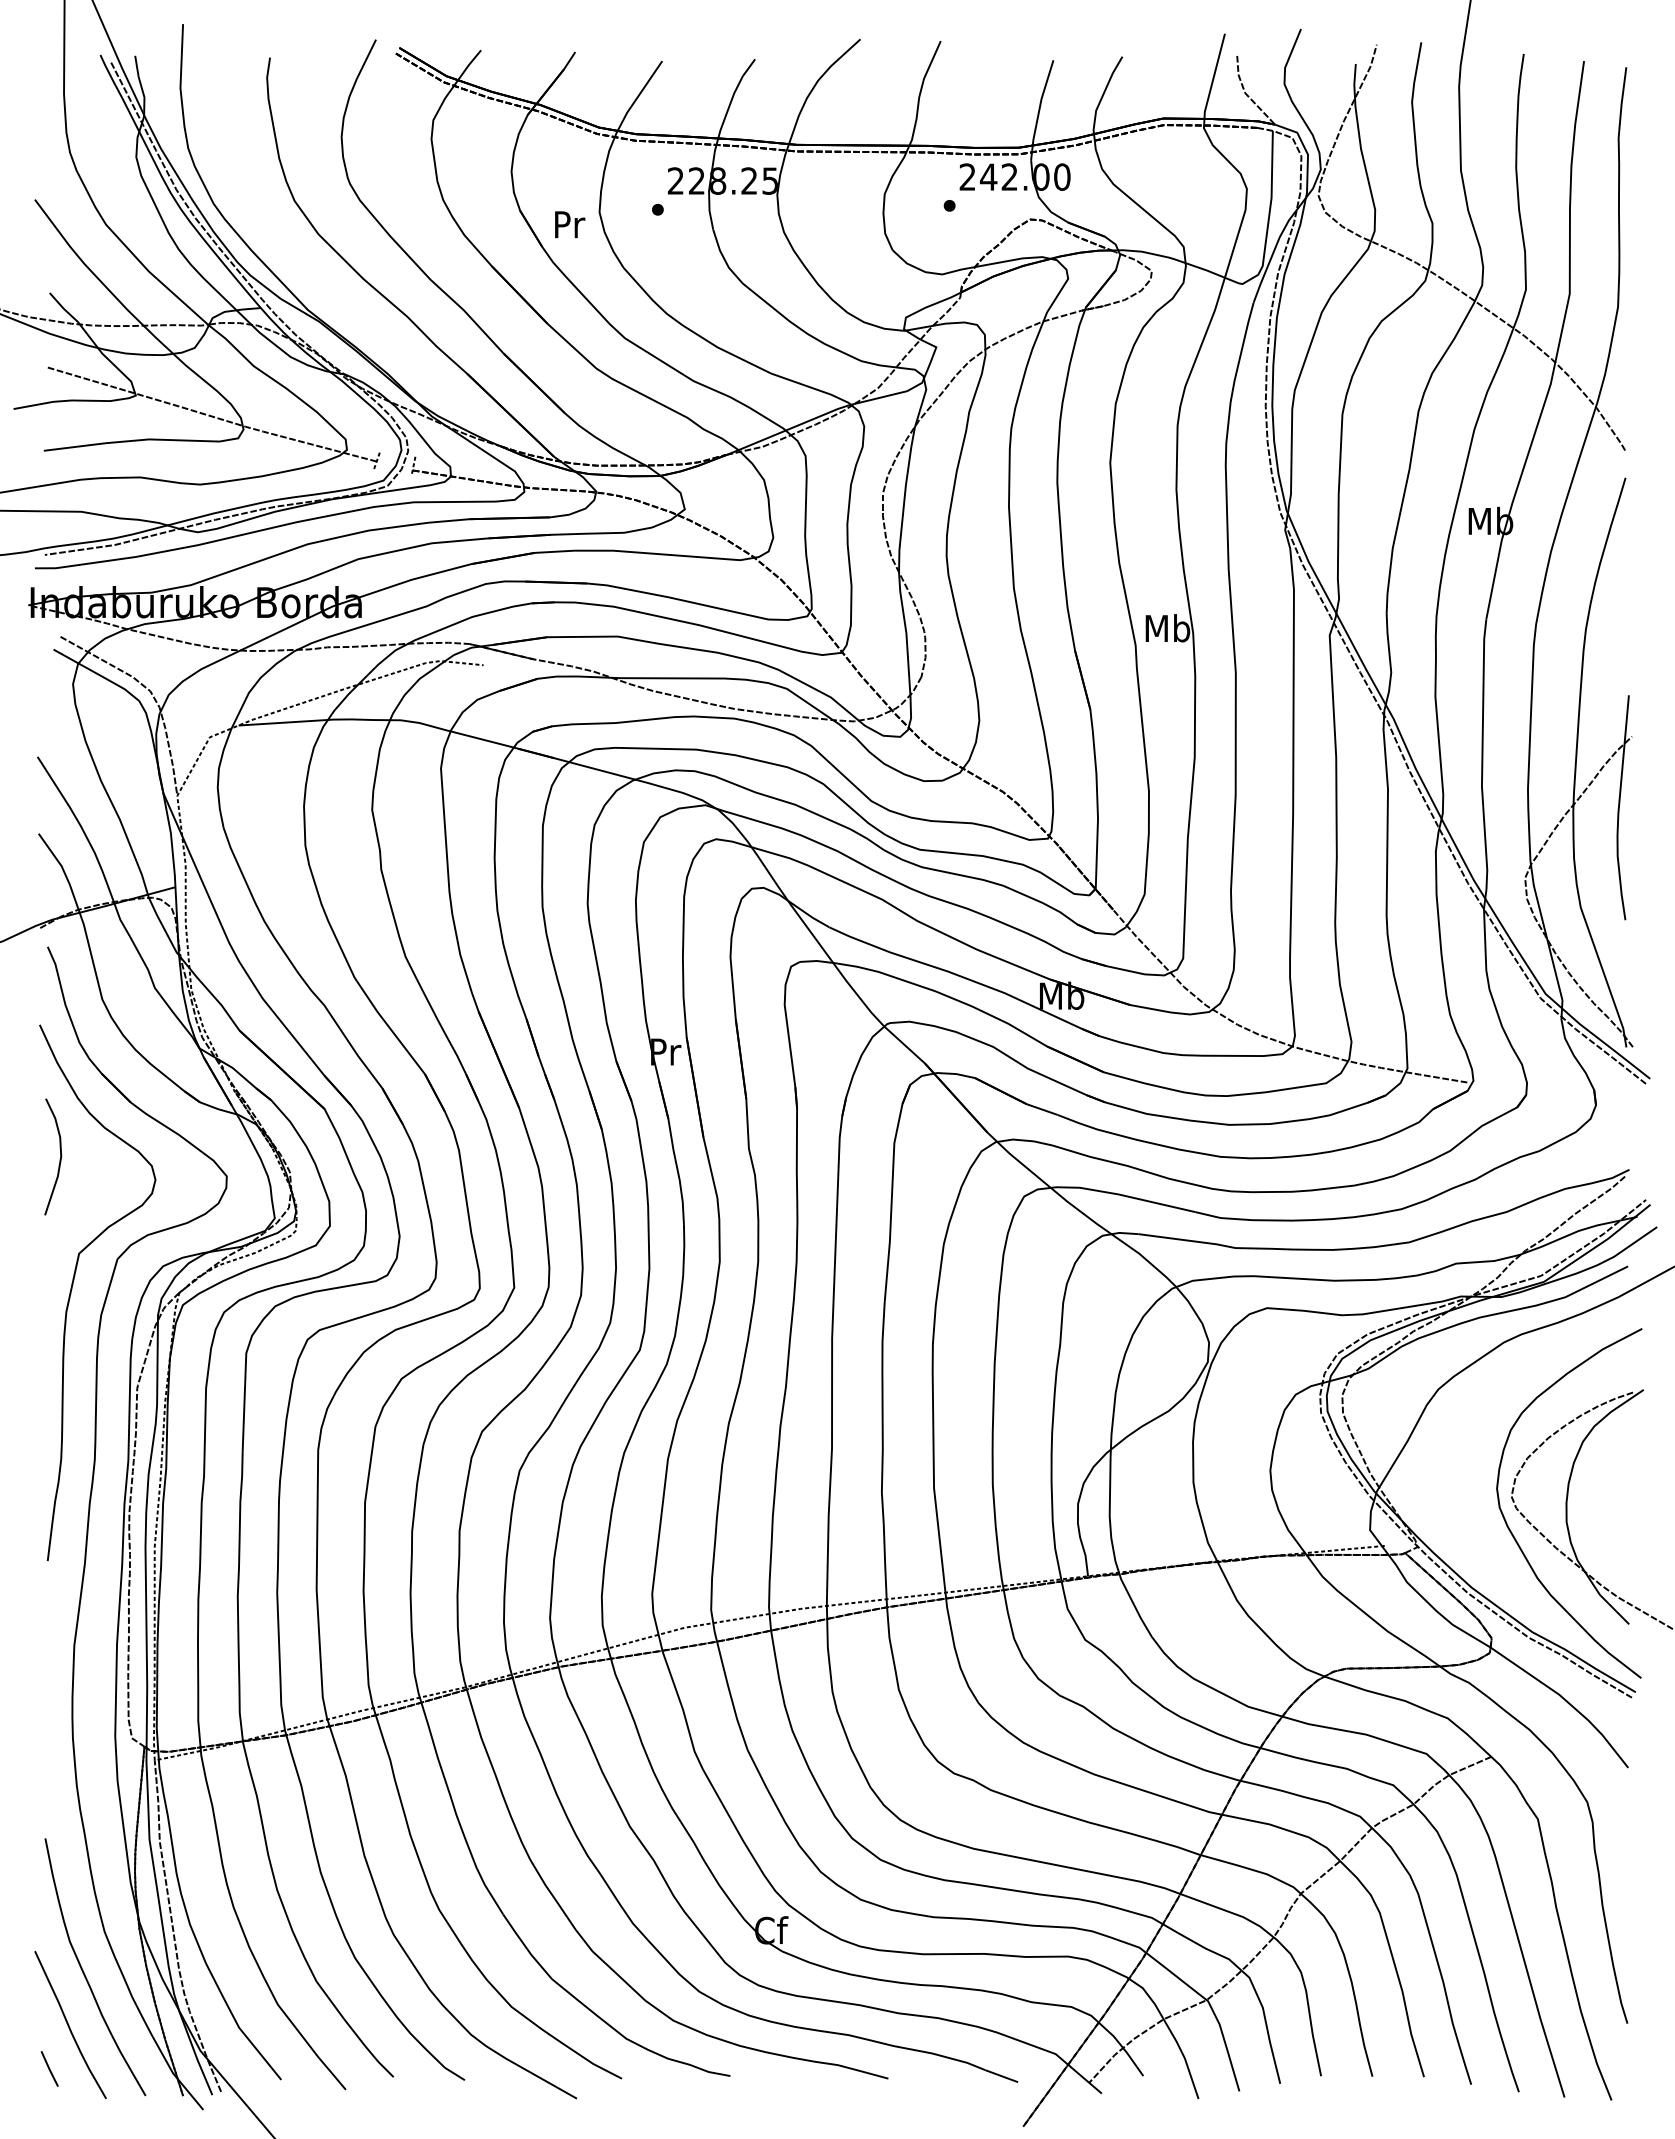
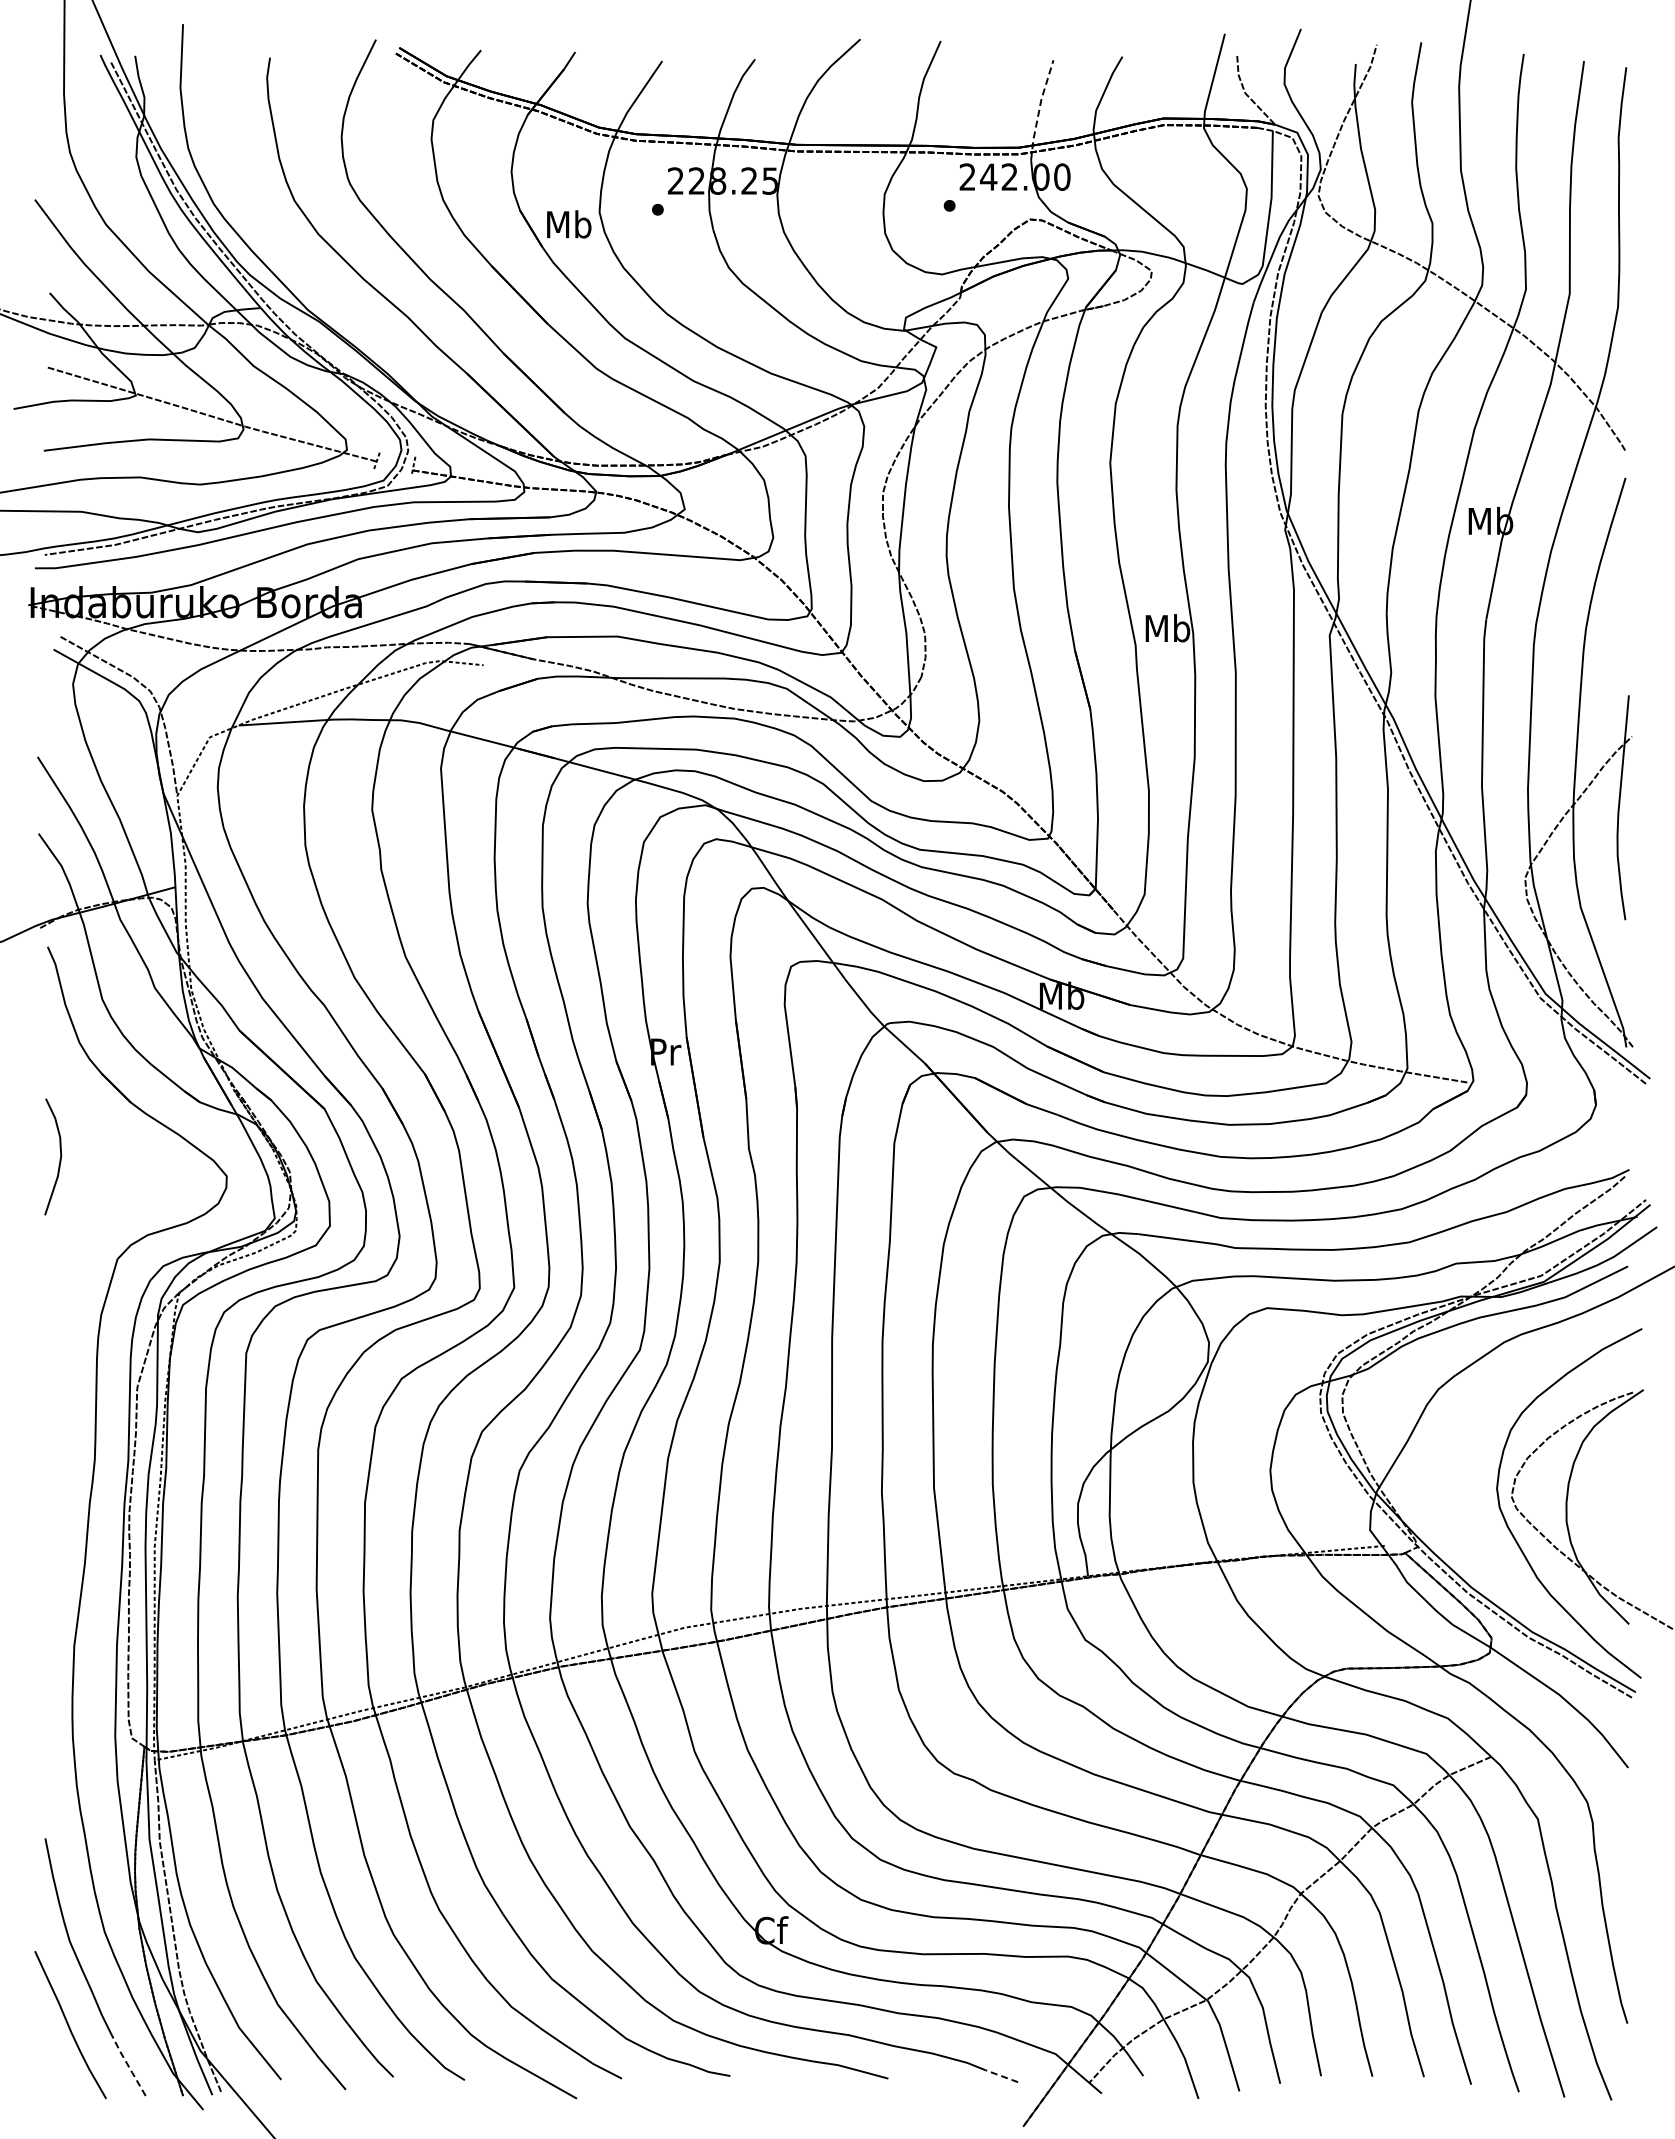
line: solid -> dashed (1039, 109)
text: Pr -> Mb (569, 224)
curve: present -> none (73, 1285)
line: solid -> dashed (128, 2065)
line: present -> none (49, 2068)
line: solid -> dashed (1001, 2076)
